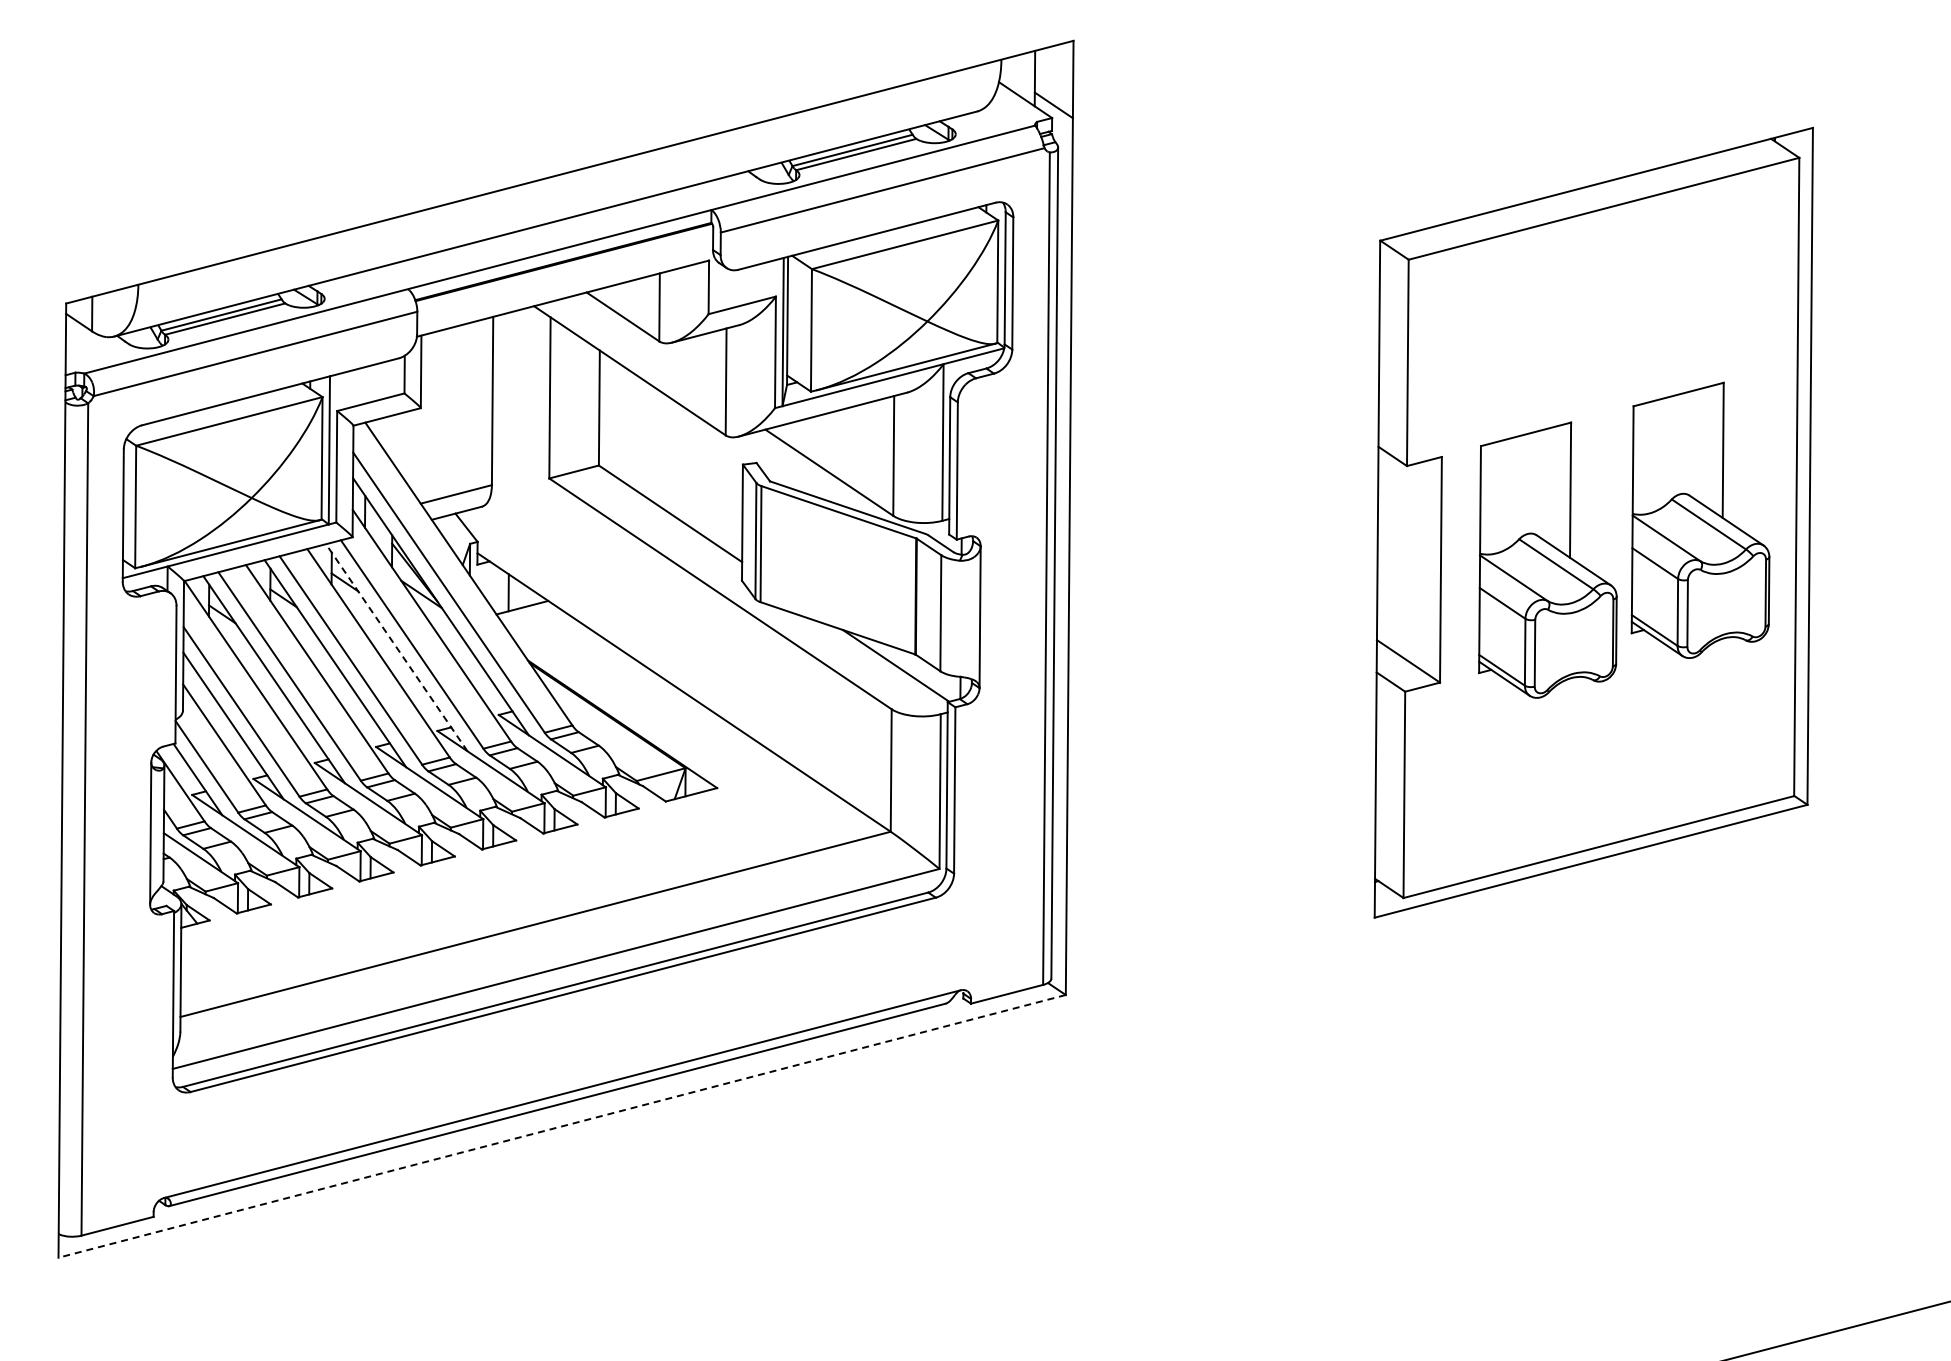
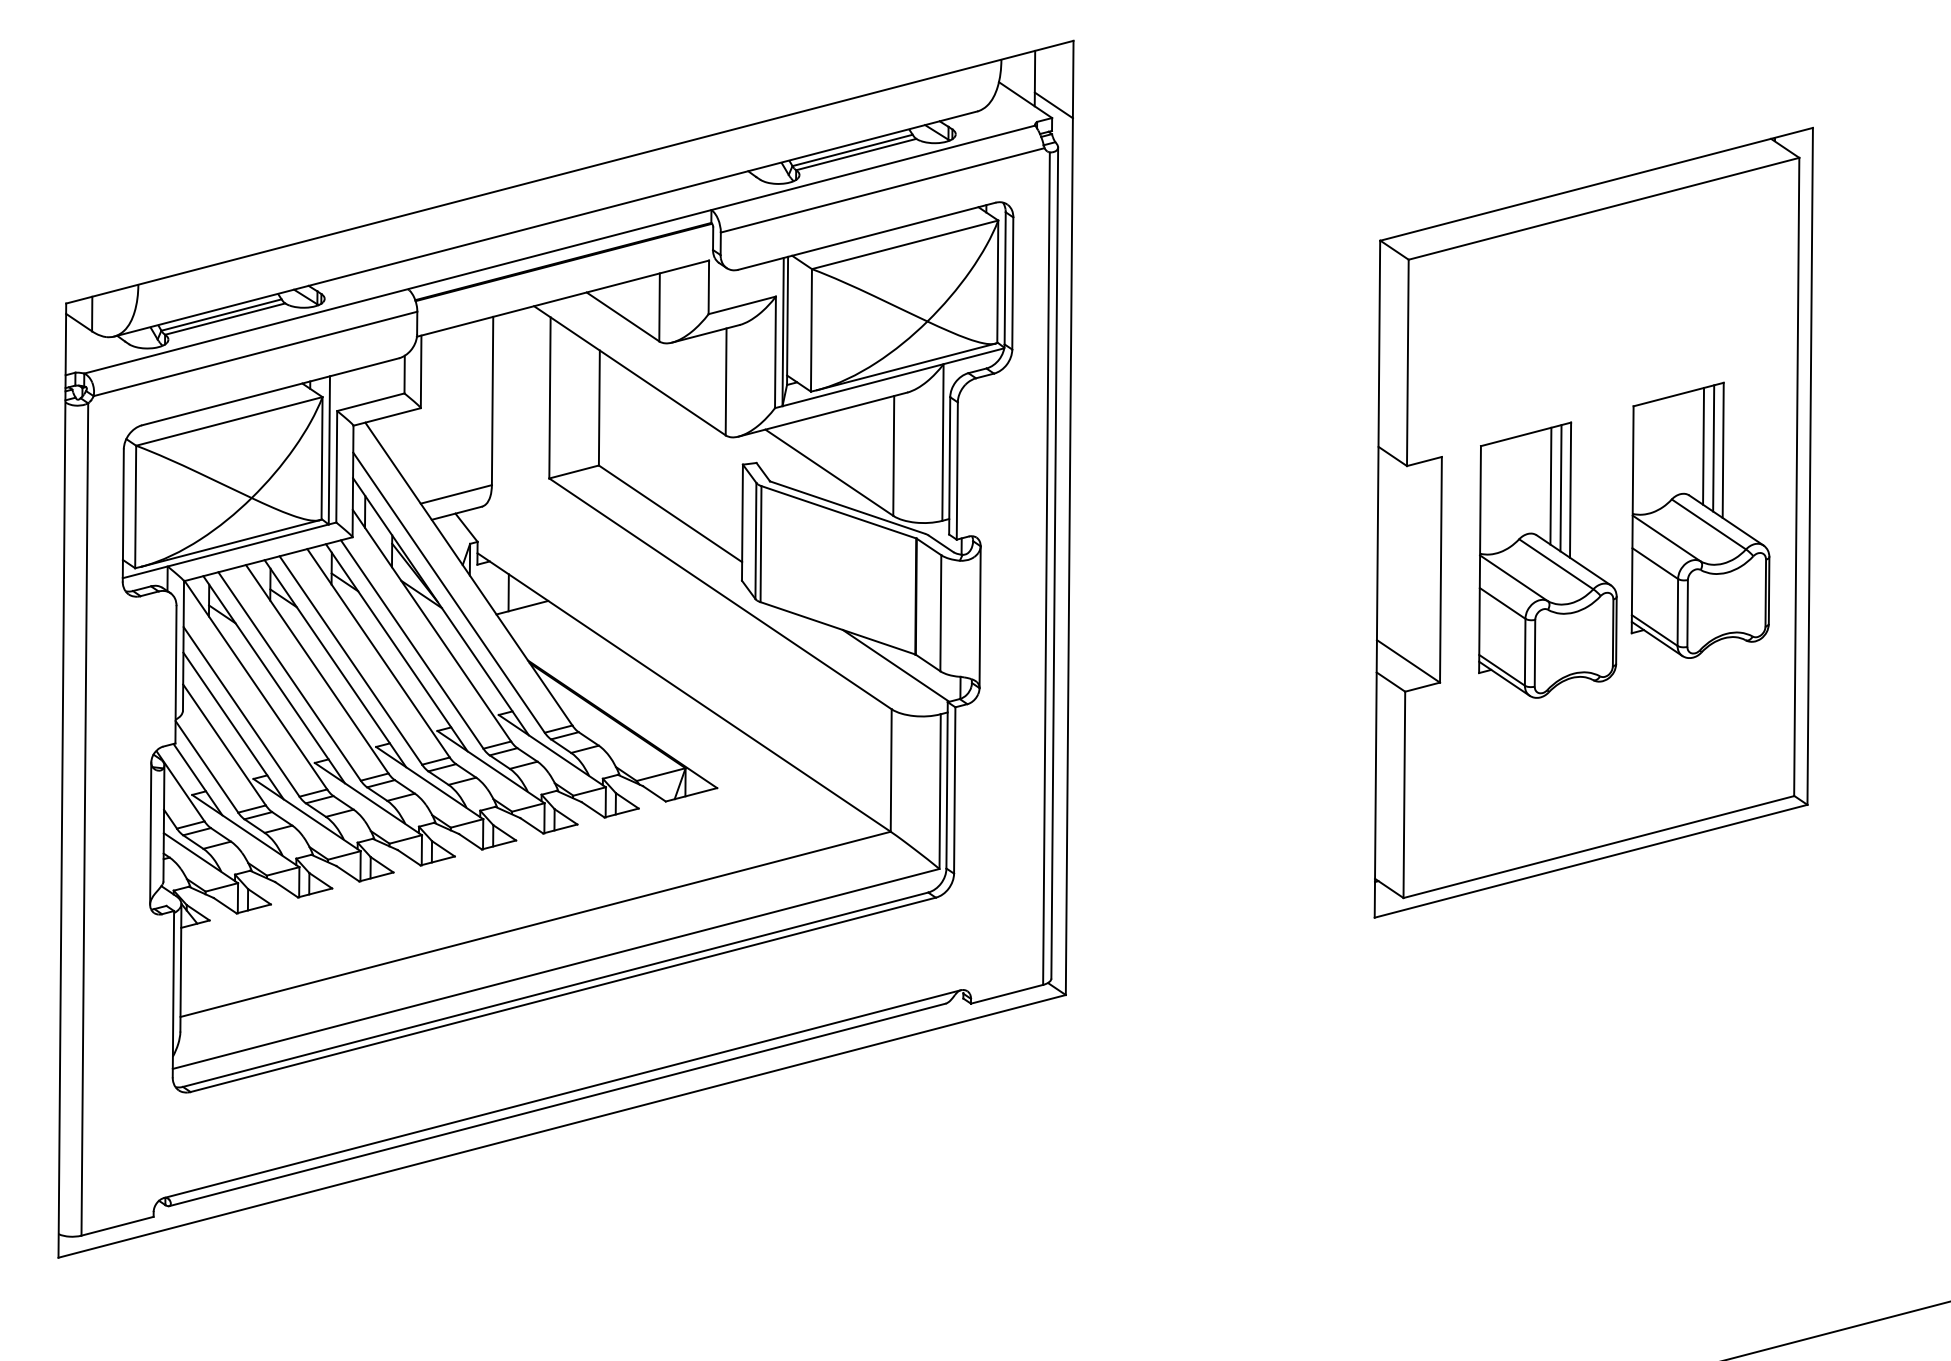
line: none -> present (1703, 445)
line: none -> present (1713, 448)
line: none -> present (1550, 485)
line: none -> present (1560, 488)
line: dashed -> solid (396, 647)
line: dashed -> solid (562, 1126)
